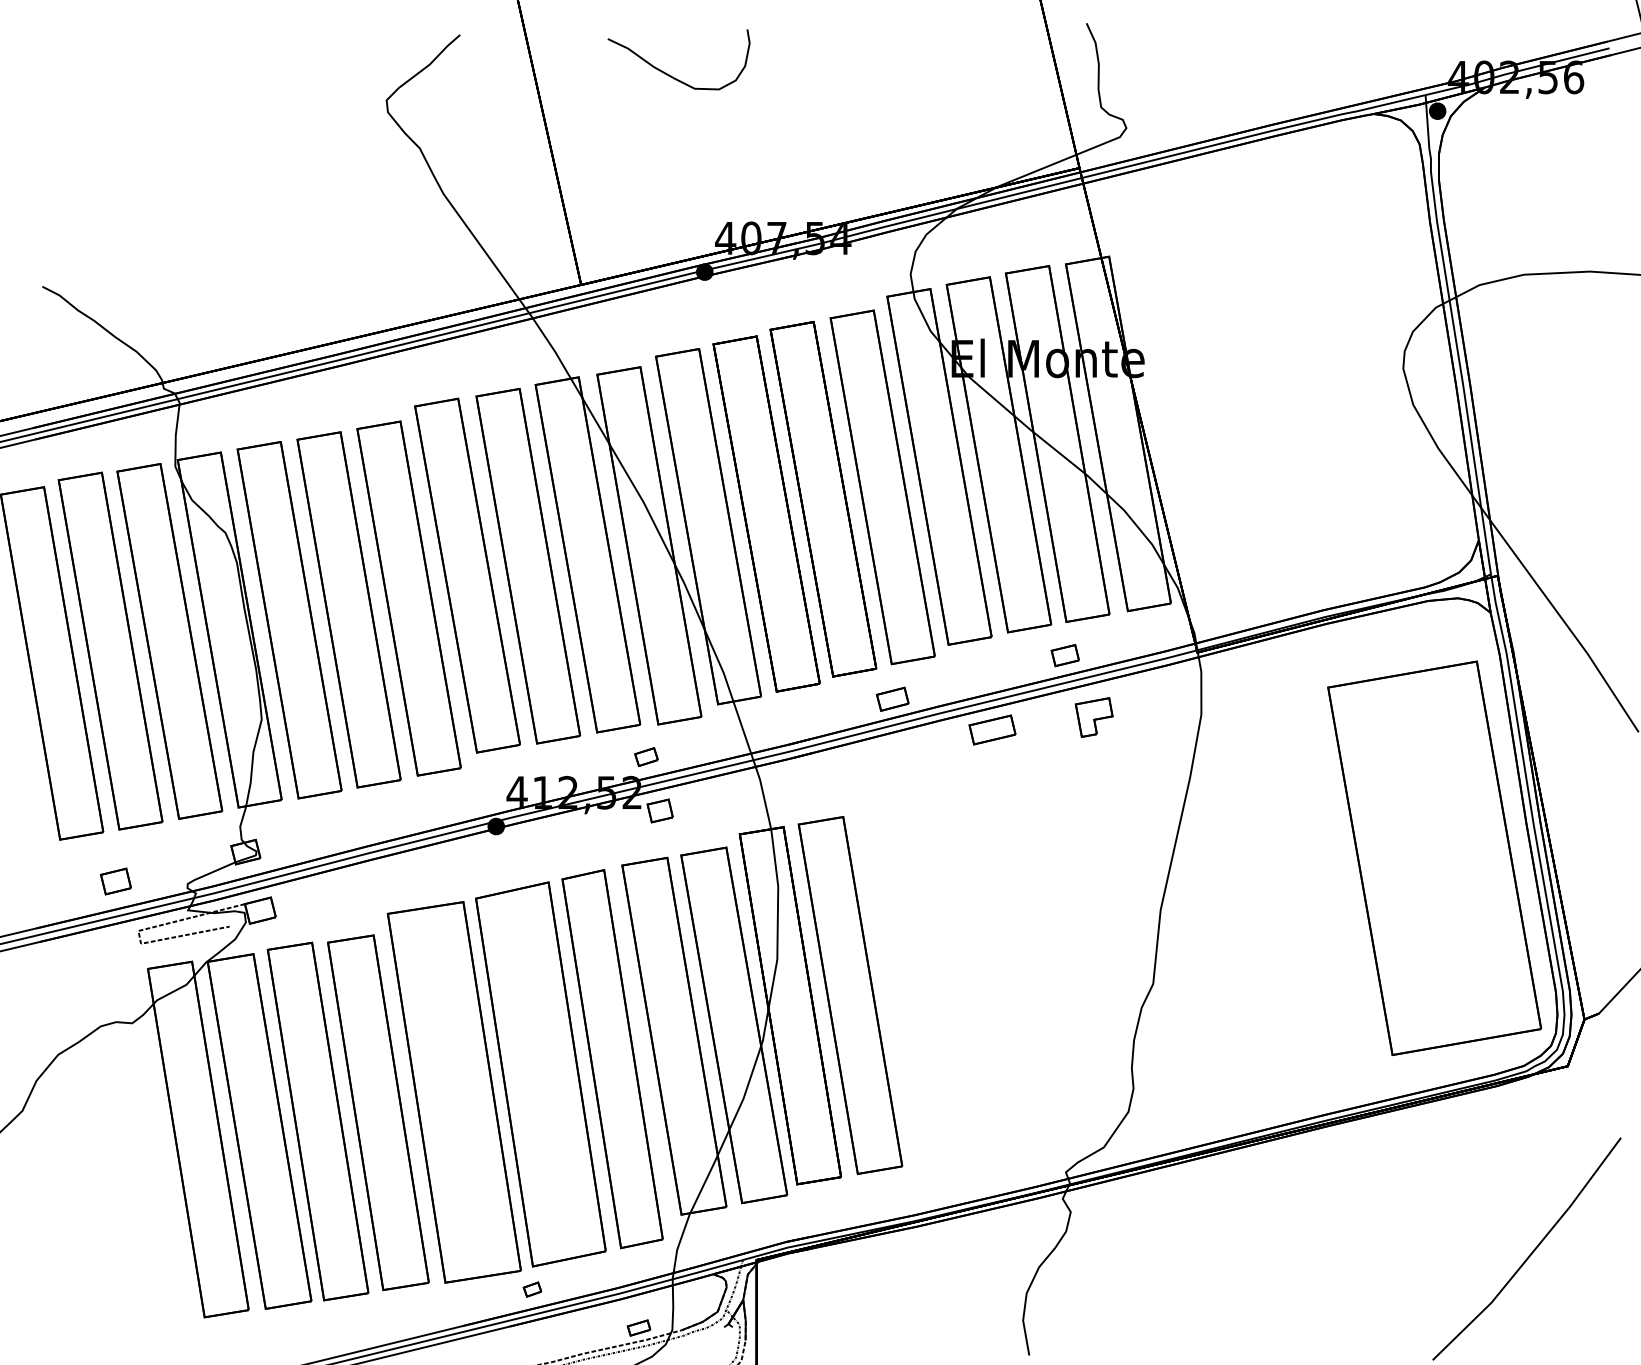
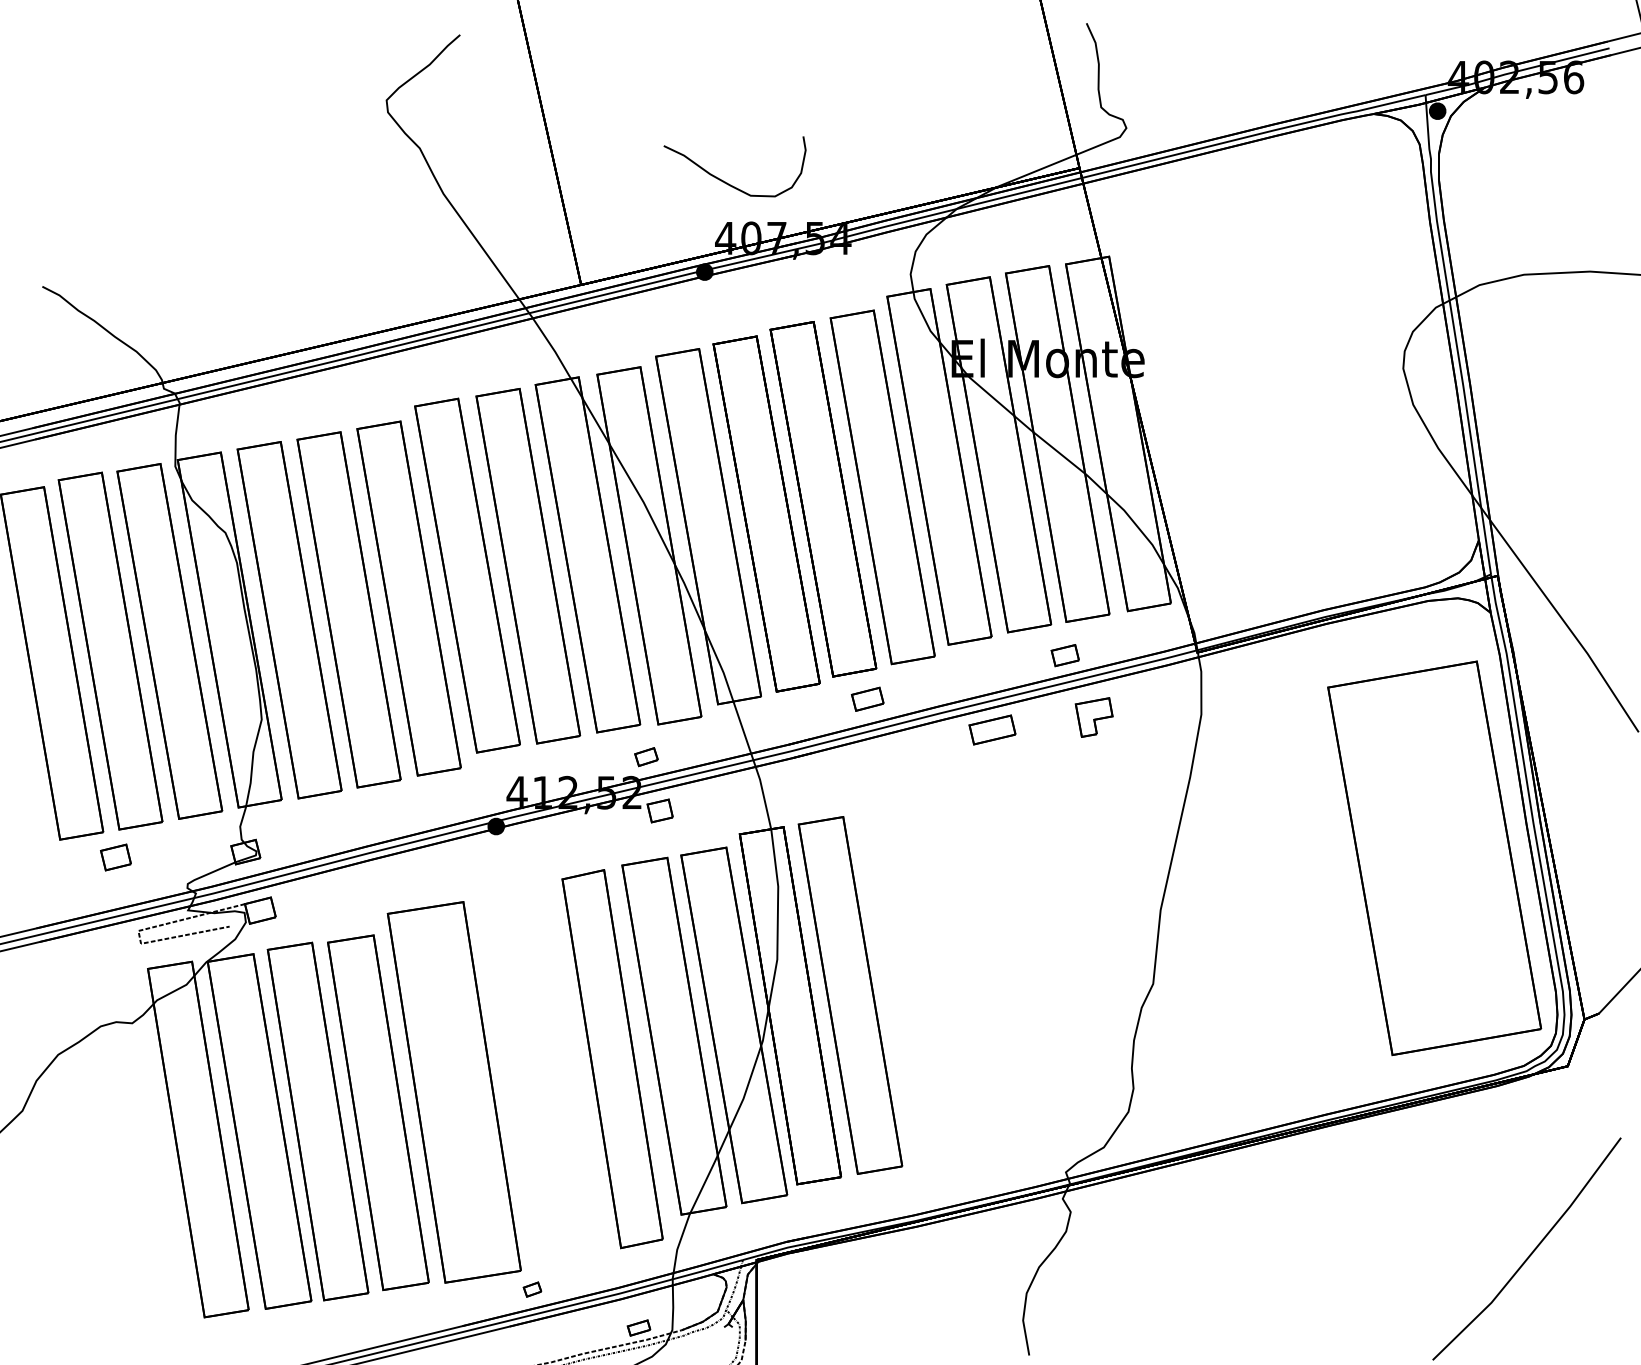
curve position: (671, 75) -> (727, 182) (727, 182)
part position: (892, 698) -> (867, 698) (867, 698)
part position: (115, 881) -> (115, 857) (115, 857)
part: present -> none (540, 1074)
